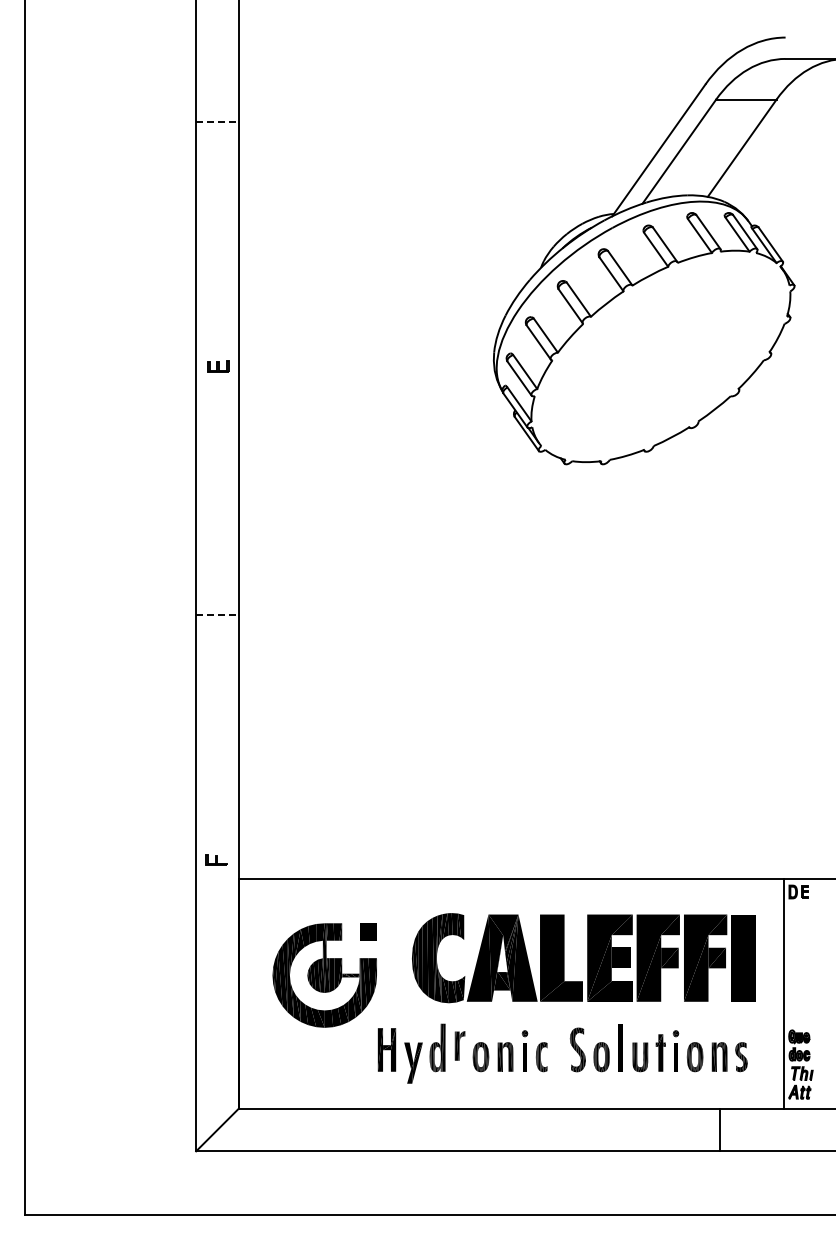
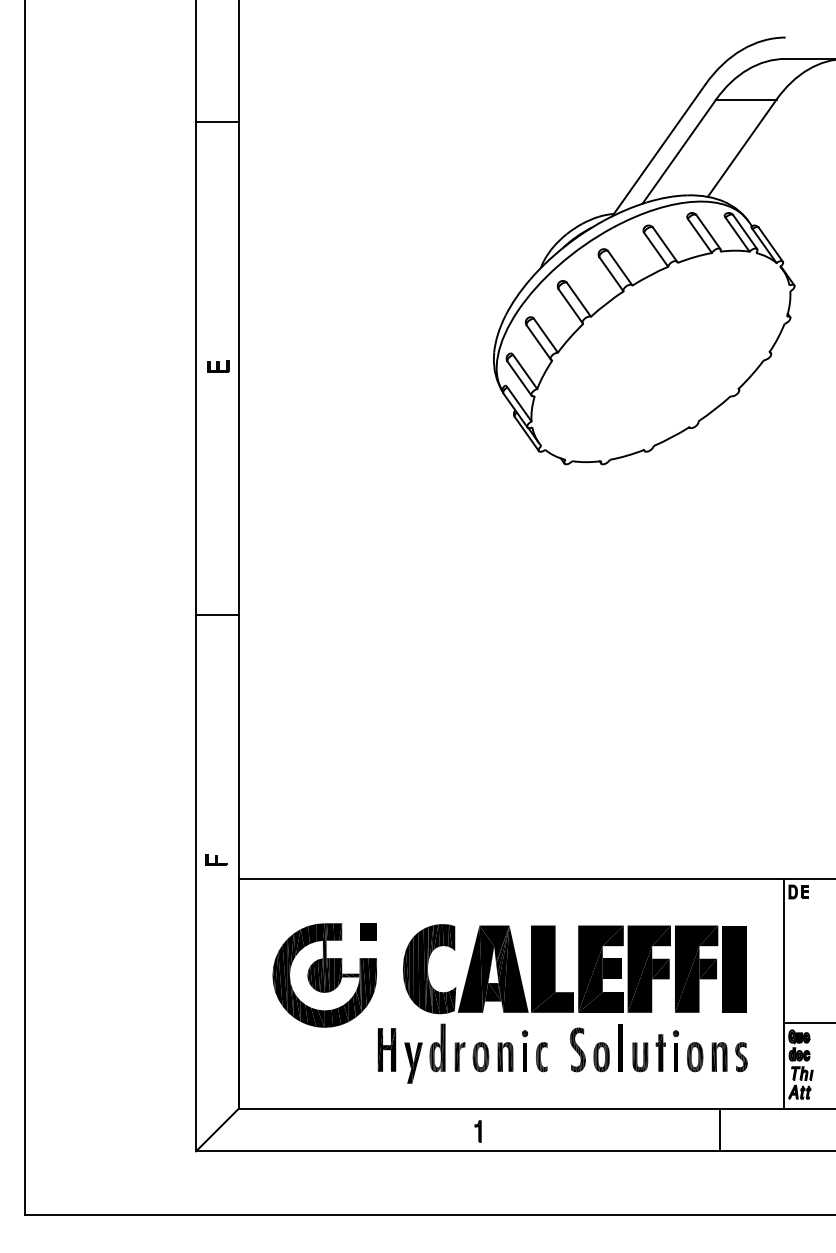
line: dashed -> solid (218, 122)
line: dashed -> solid (218, 615)
part position: (583, 958) -> (574, 969) (574, 969)
line: none -> present (807, 1023)
part position: (459, 1045) -> (459, 1056) (459, 1056)
part: none -> present (477, 1131)
